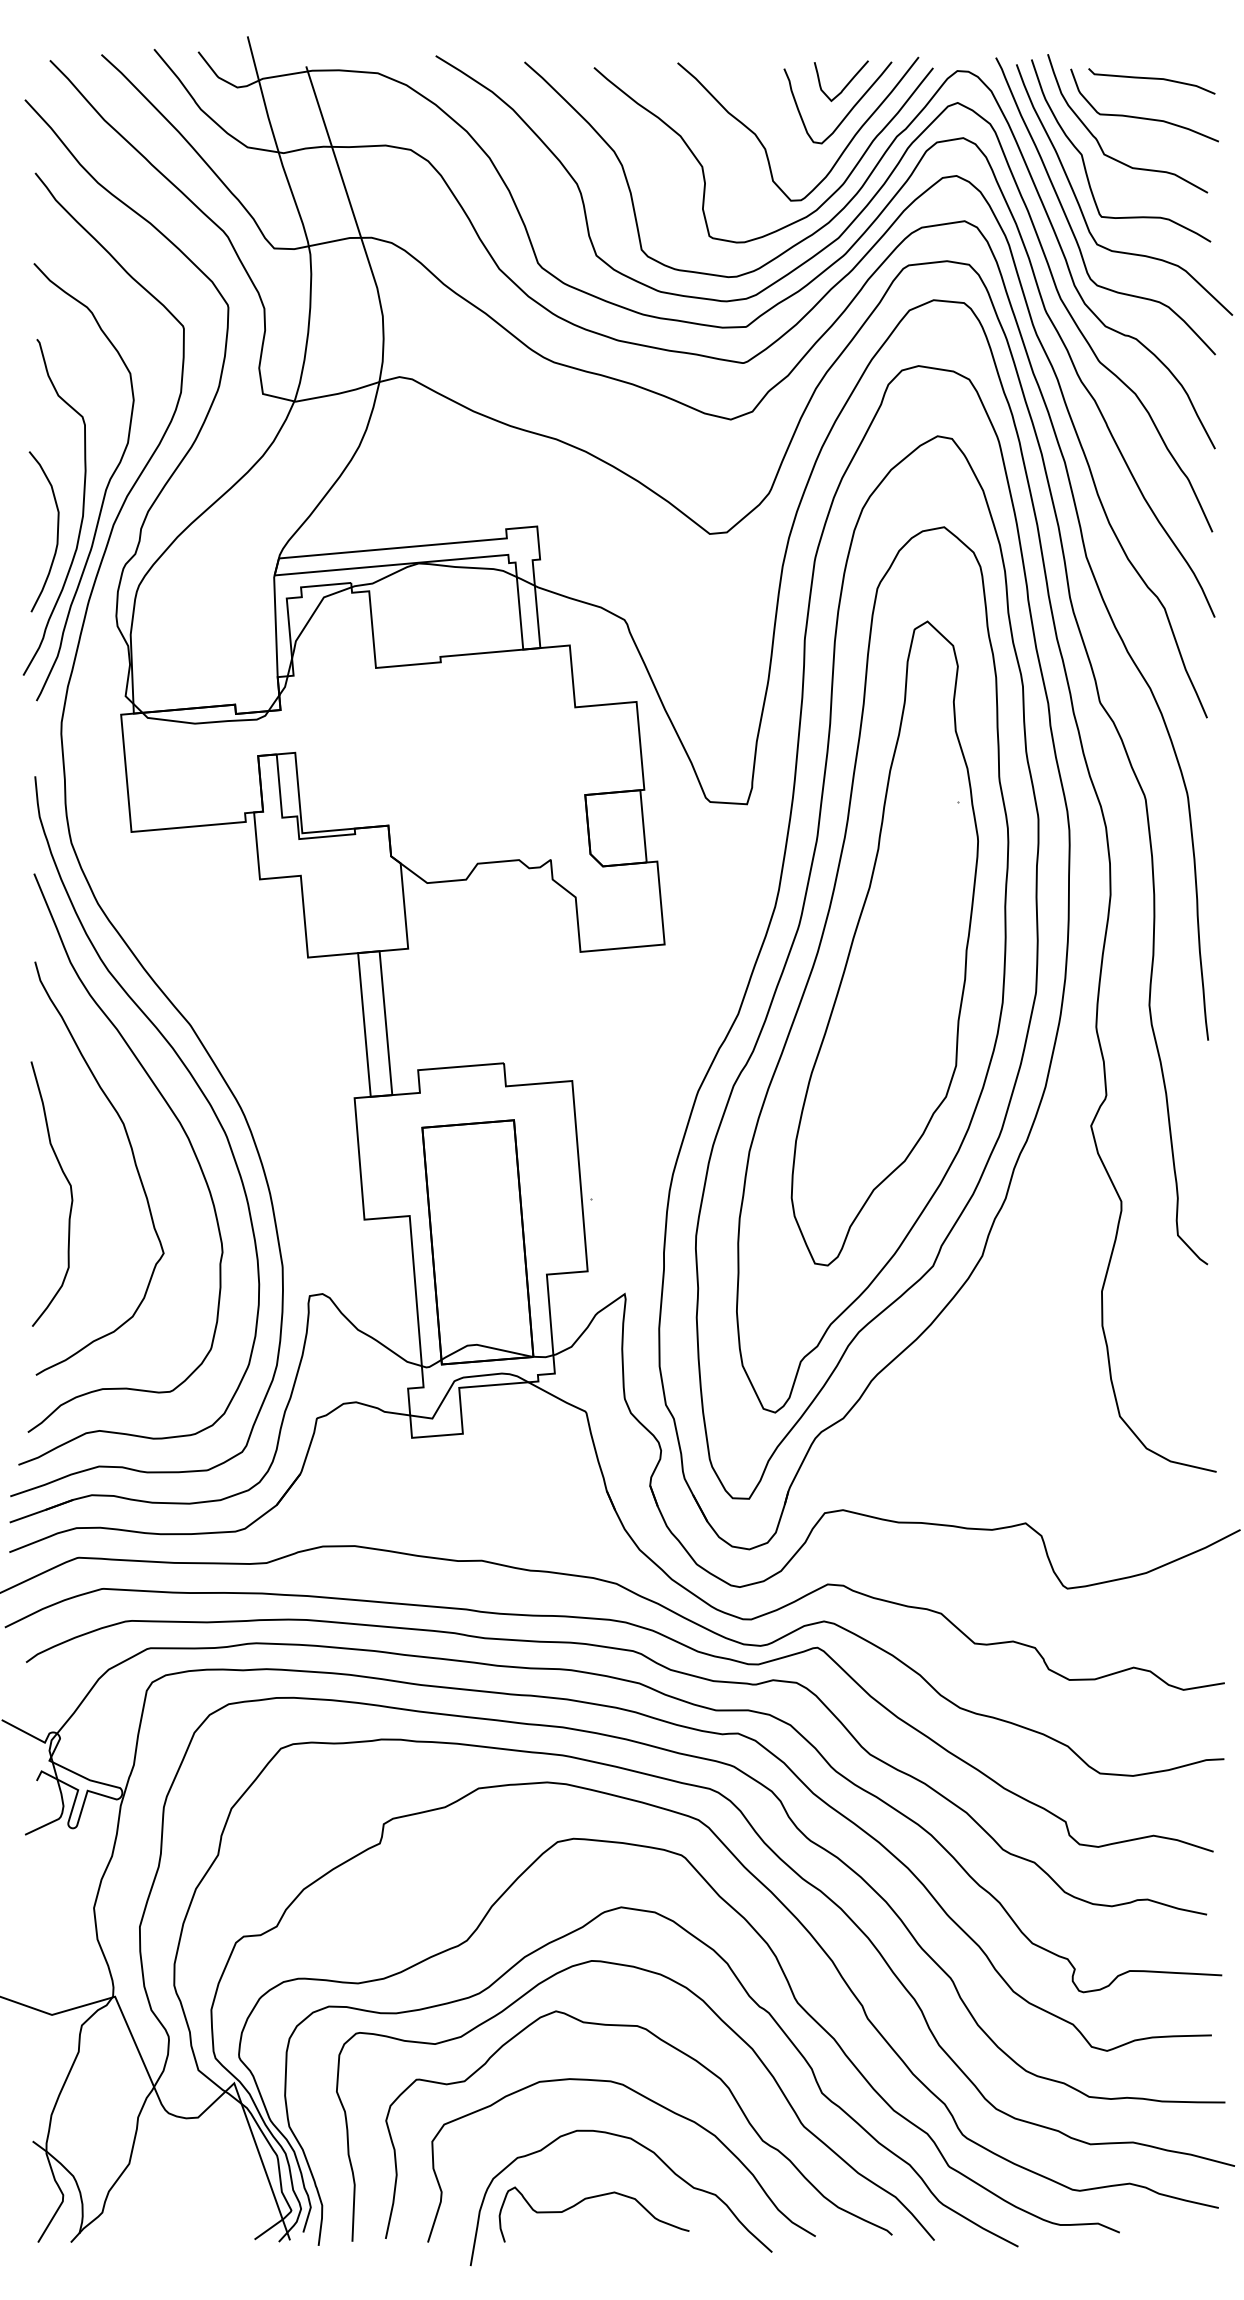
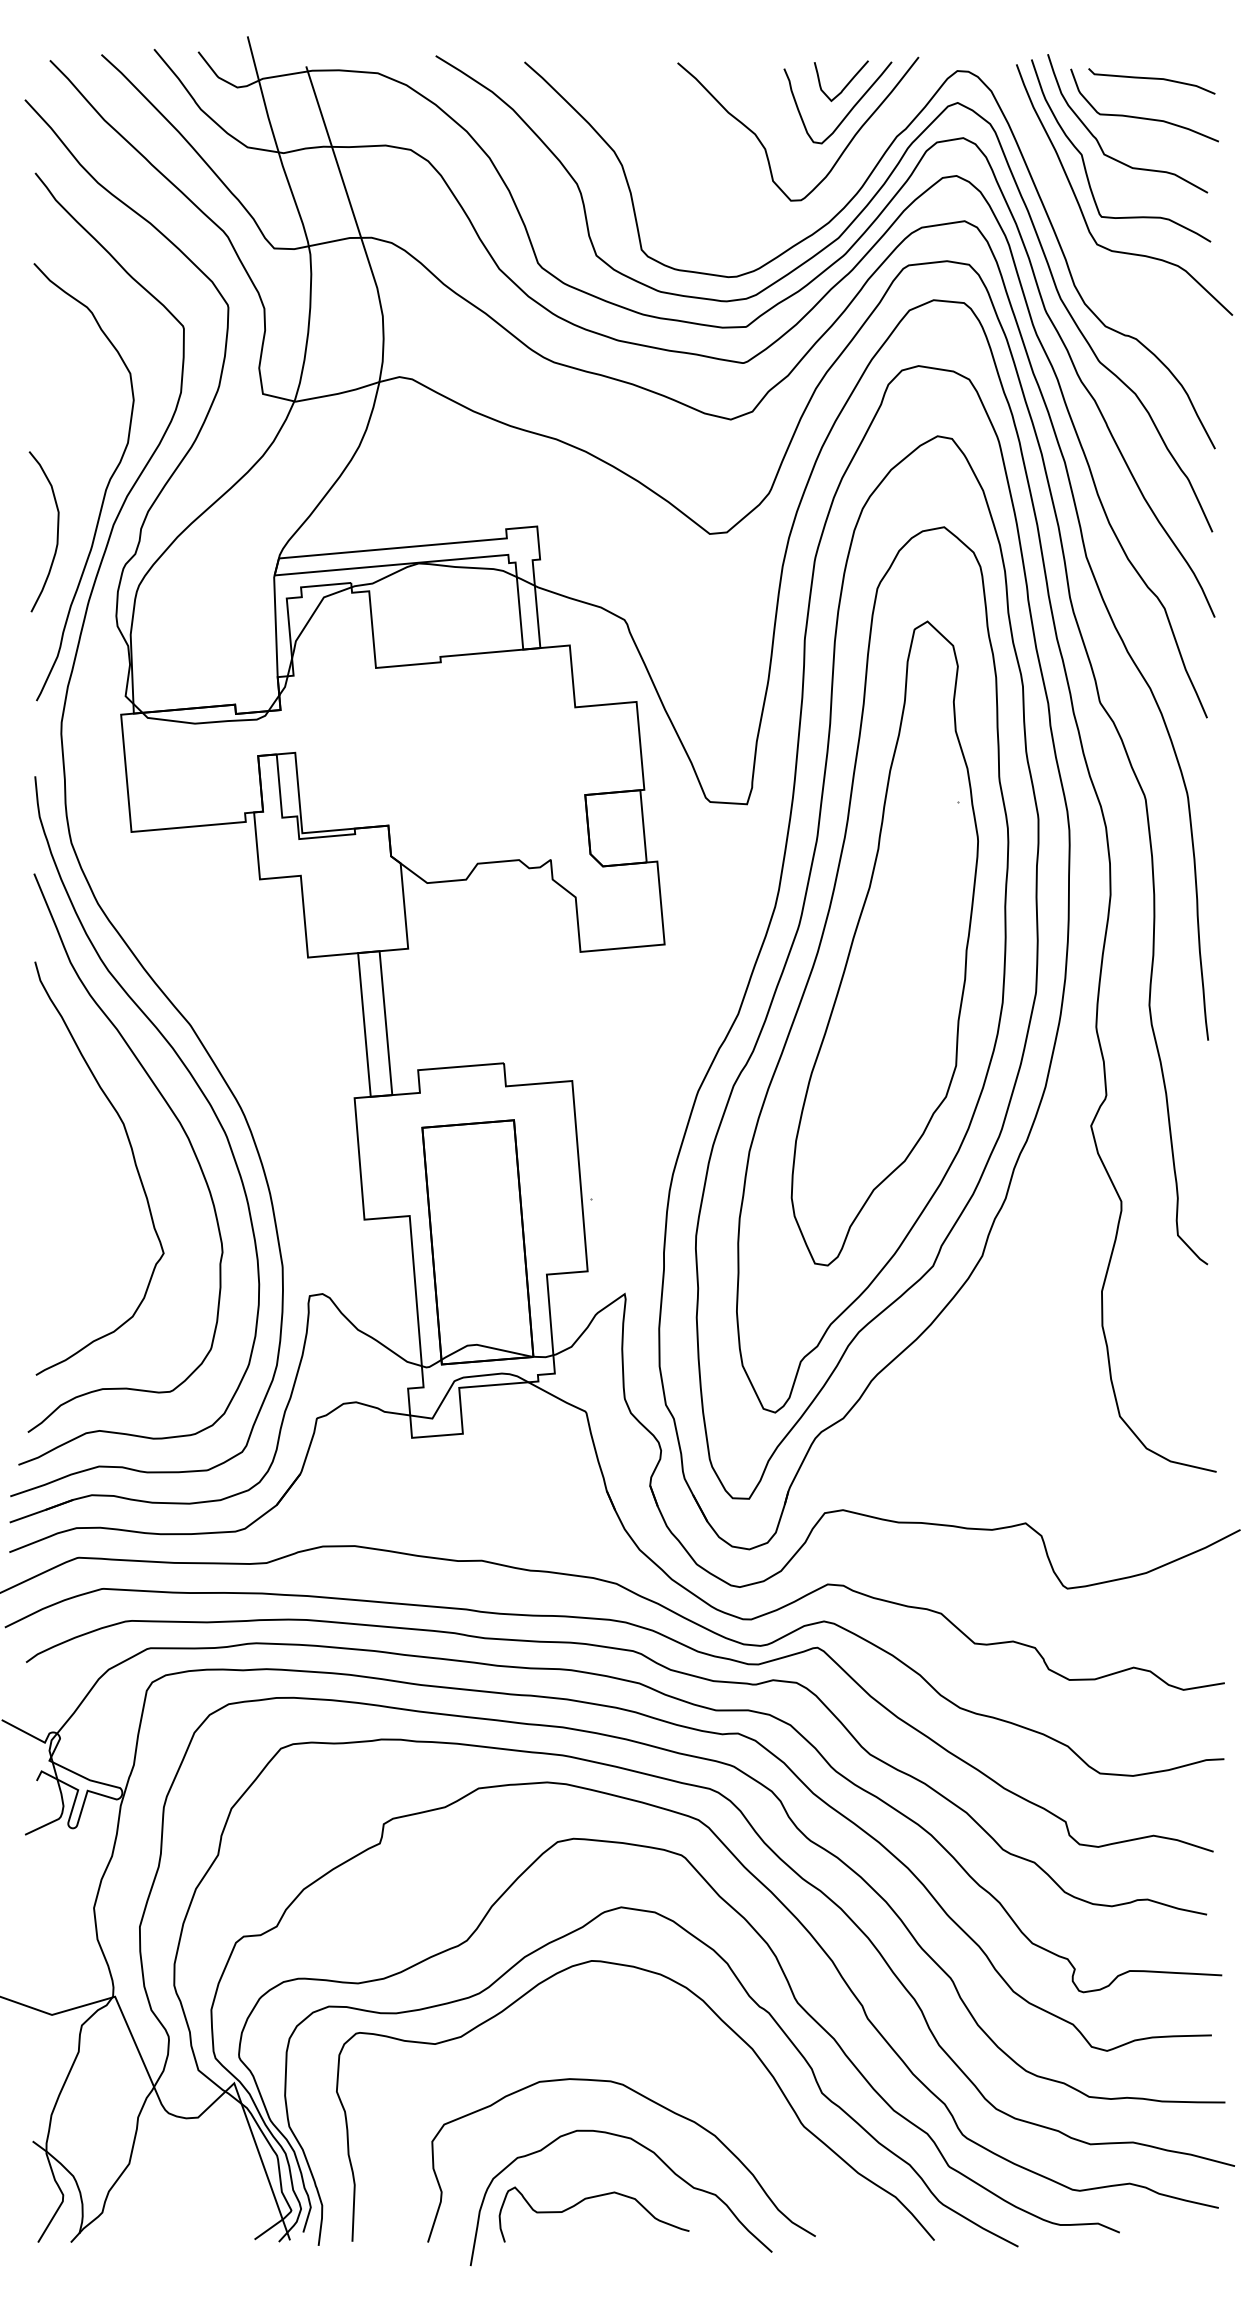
curve: present -> none (703, 166)
curve: present -> none (1069, 221)
curve: present -> none (82, 507)
curve: present -> none (70, 1193)
curve: present -> none (683, 2054)
